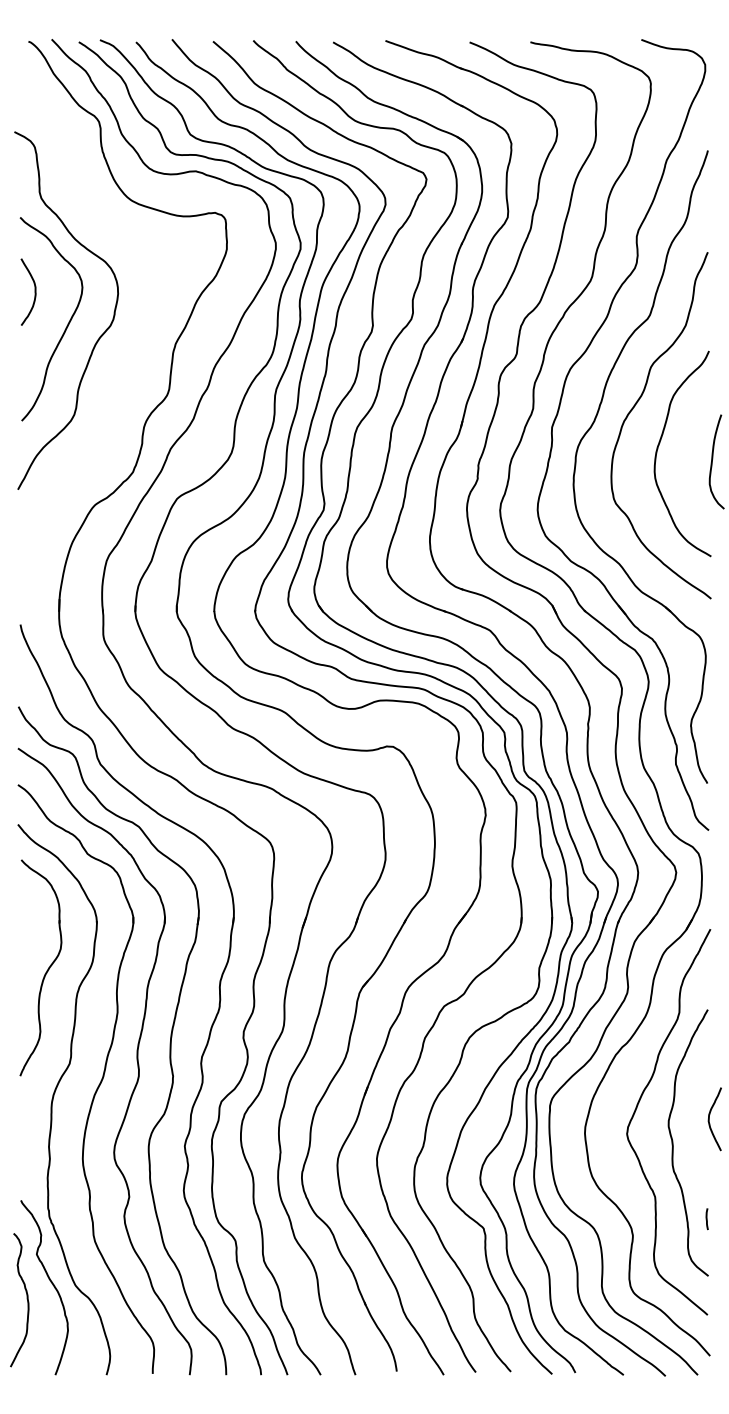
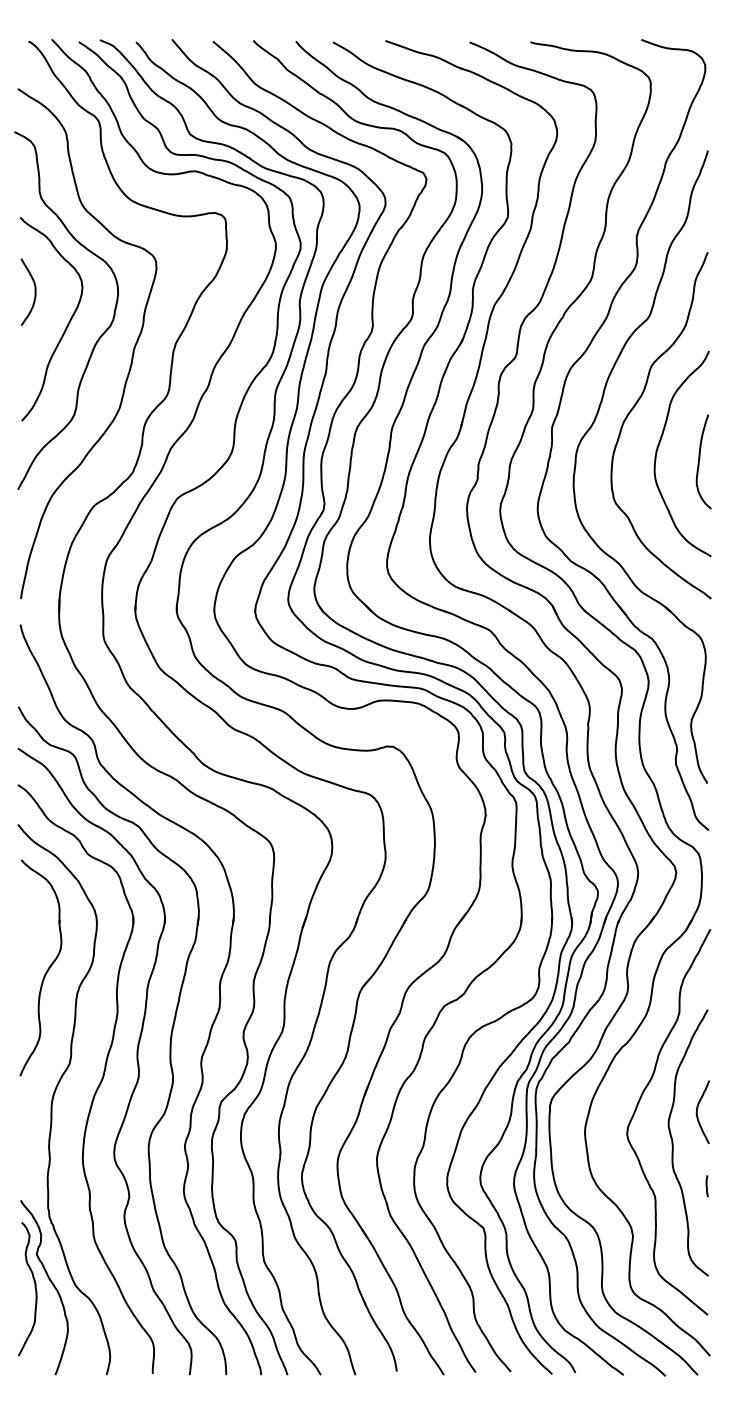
curve: none -> present (132, 350)
curve position: (713, 459) -> (700, 459) (700, 459)
curve position: (709, 1119) -> (697, 1112) (697, 1112)
curve position: (706, 1219) -> (706, 1186) (706, 1186)
curve position: (26, 1299) -> (34, 1288) (34, 1288)
